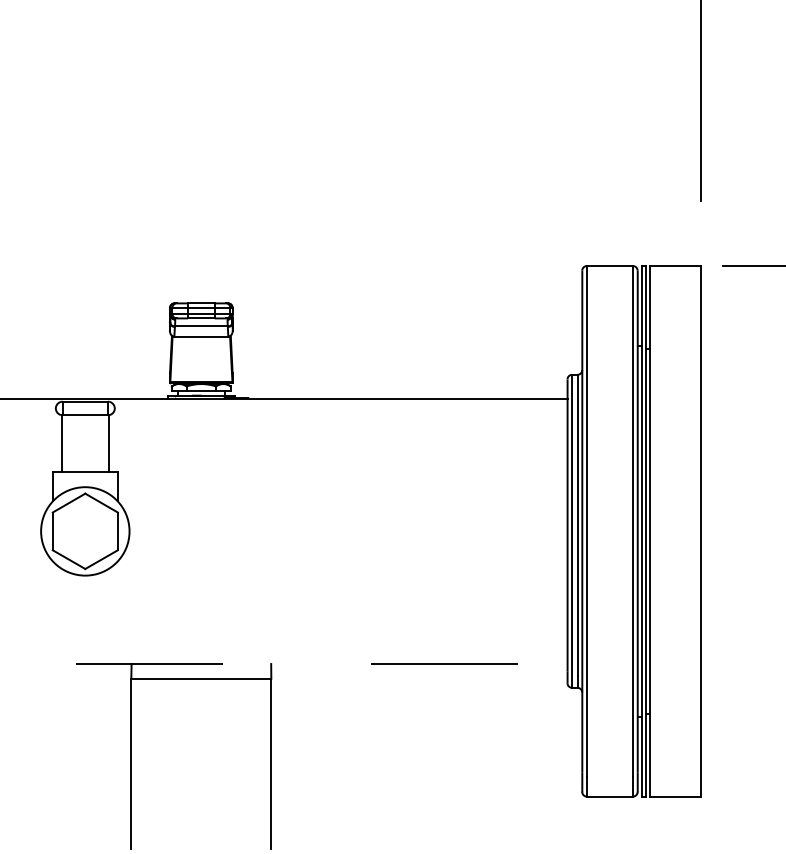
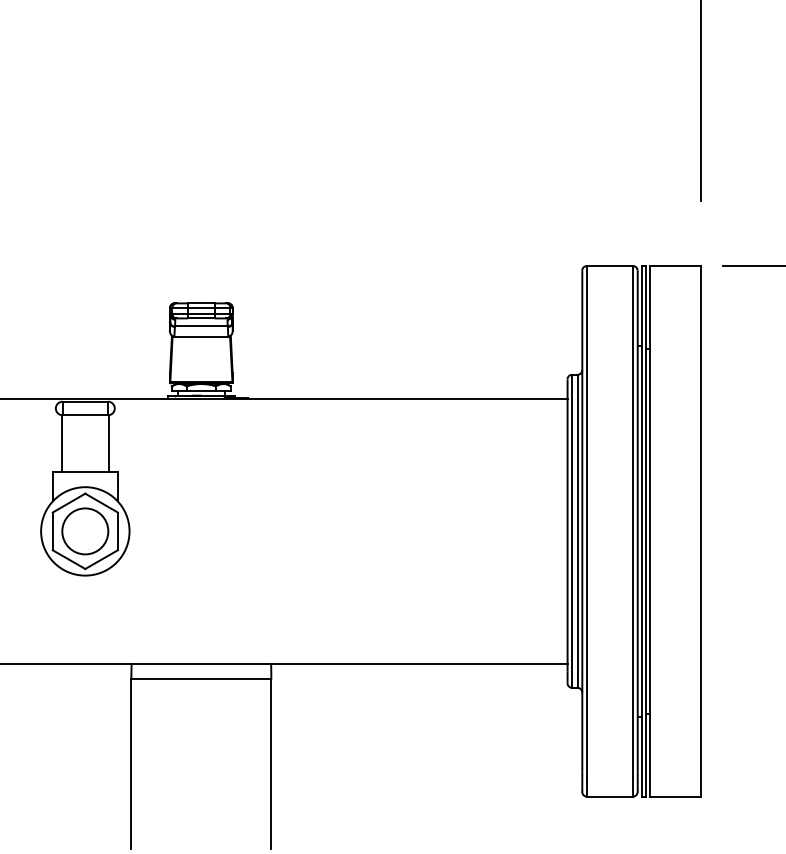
circle: none -> present (85, 531)
line: dashed -> solid (284, 664)
